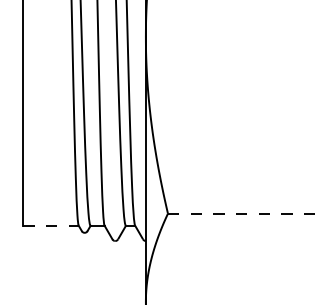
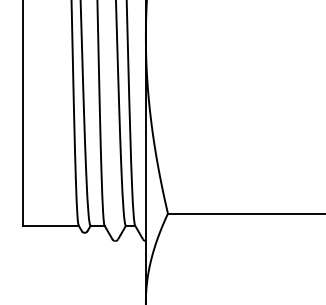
line: dashed -> solid (246, 213)
line: dashed -> solid (51, 225)
